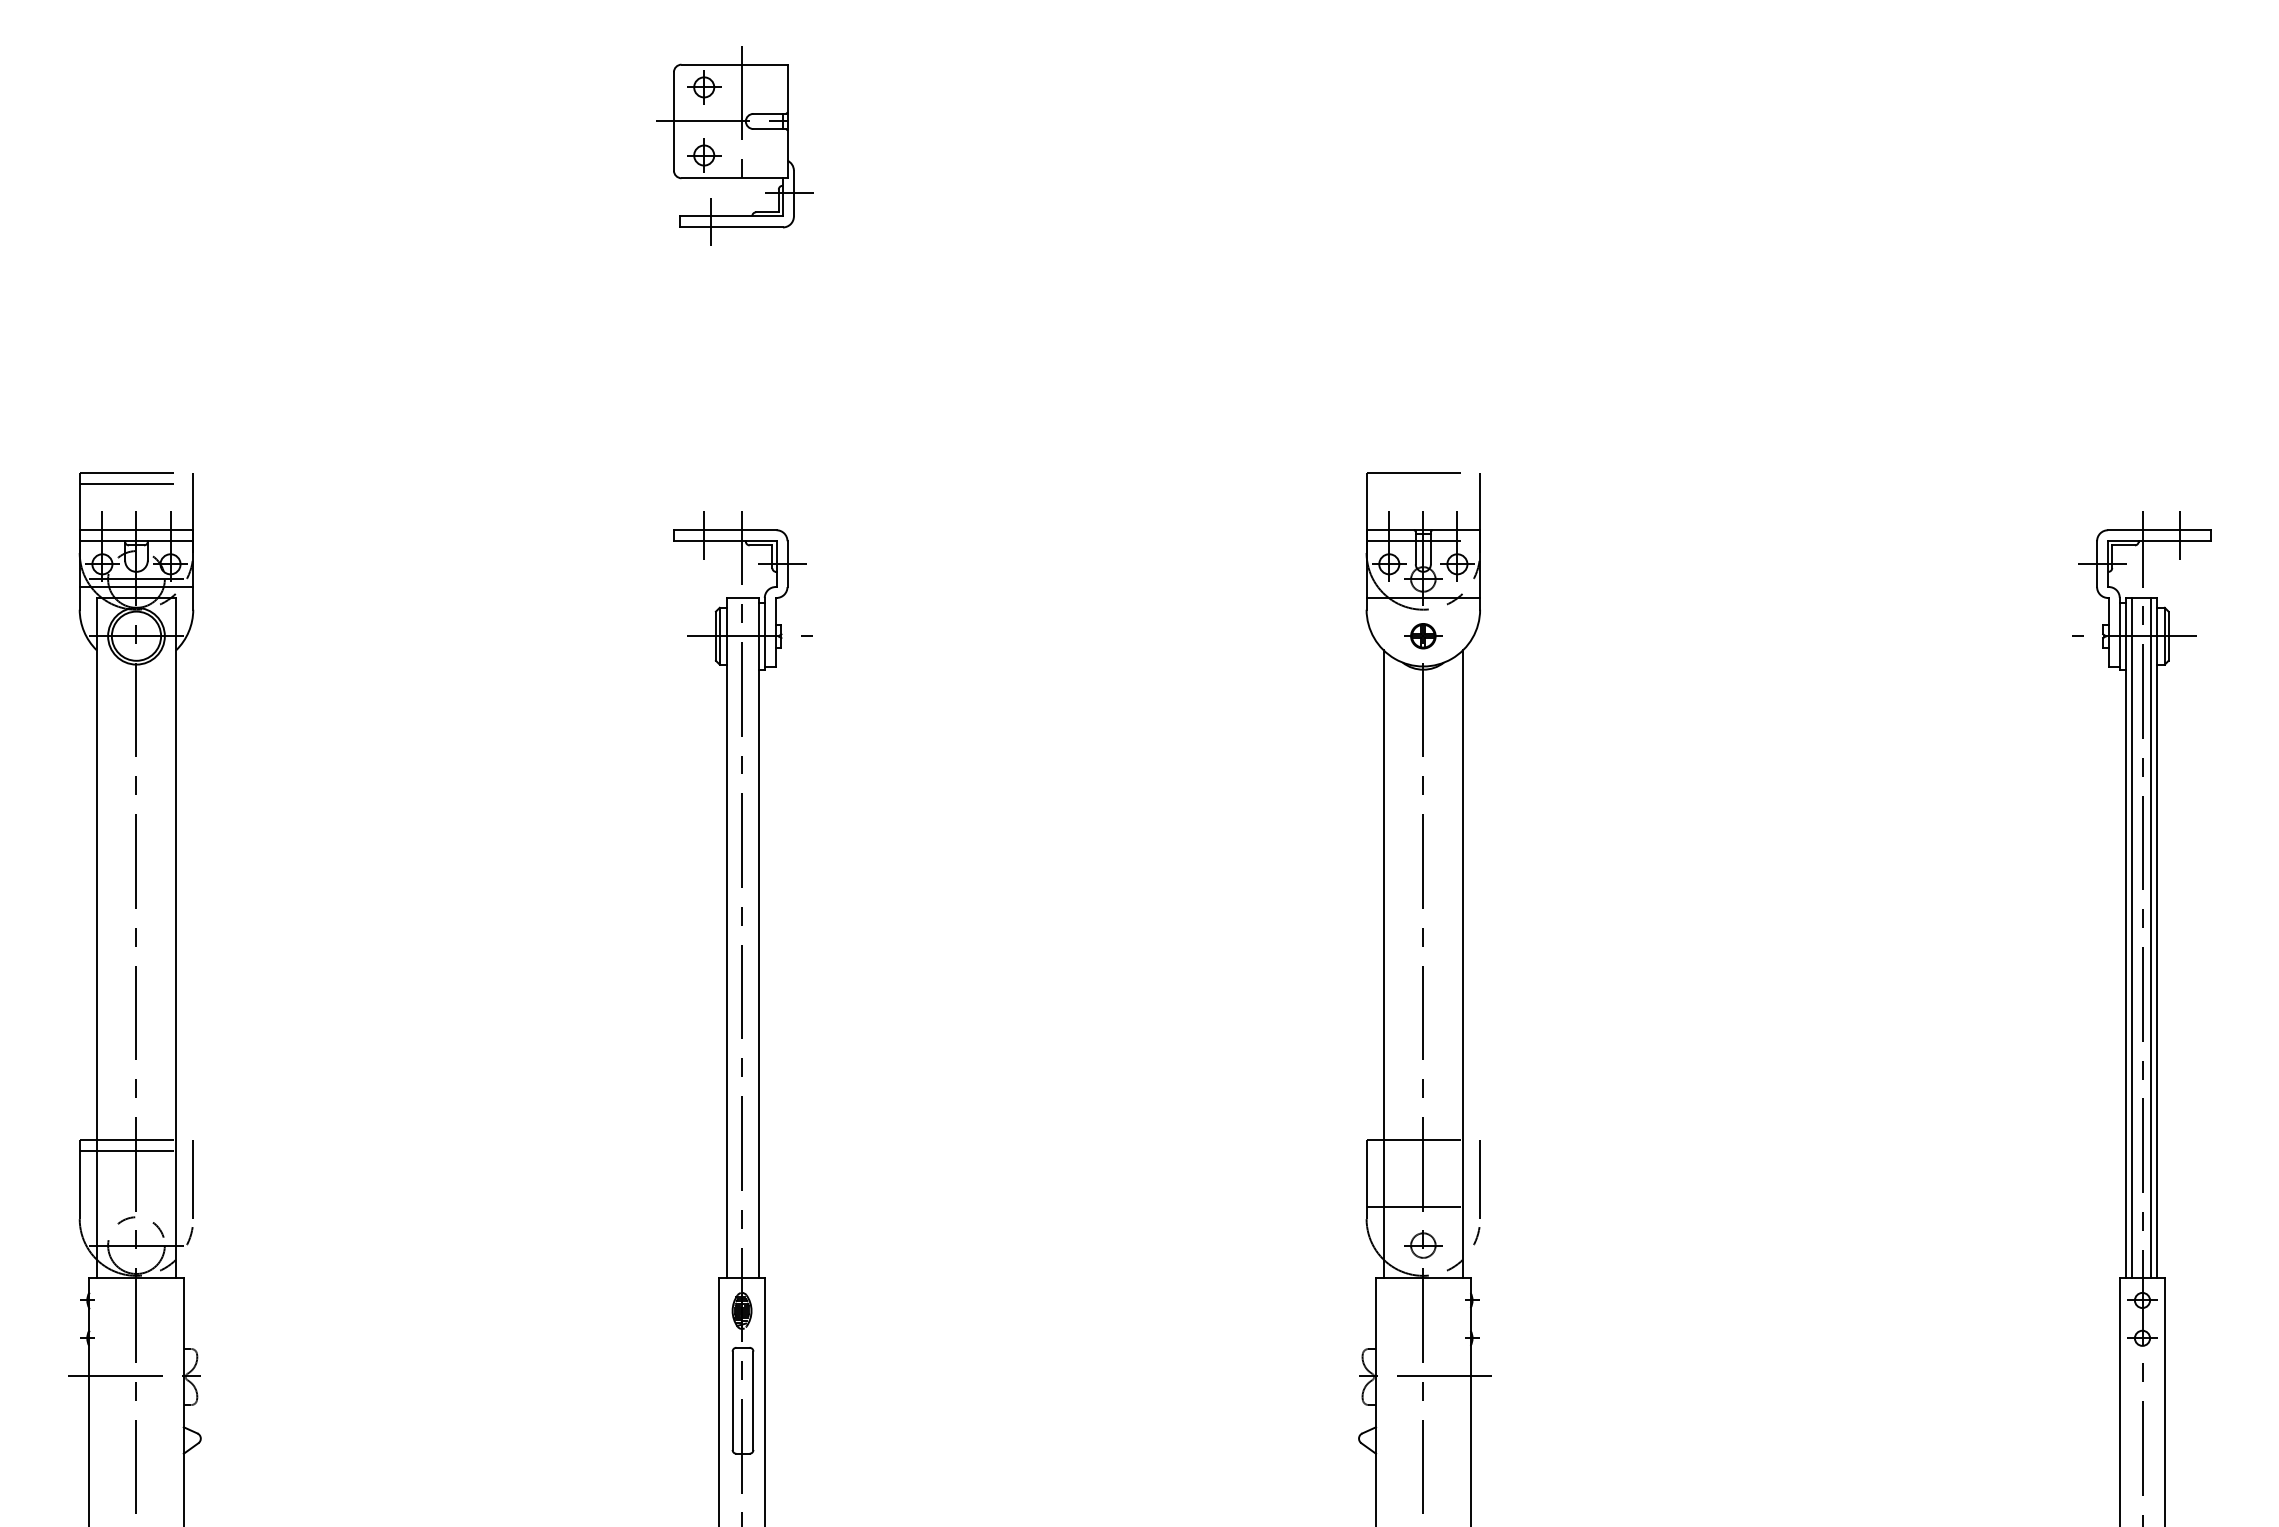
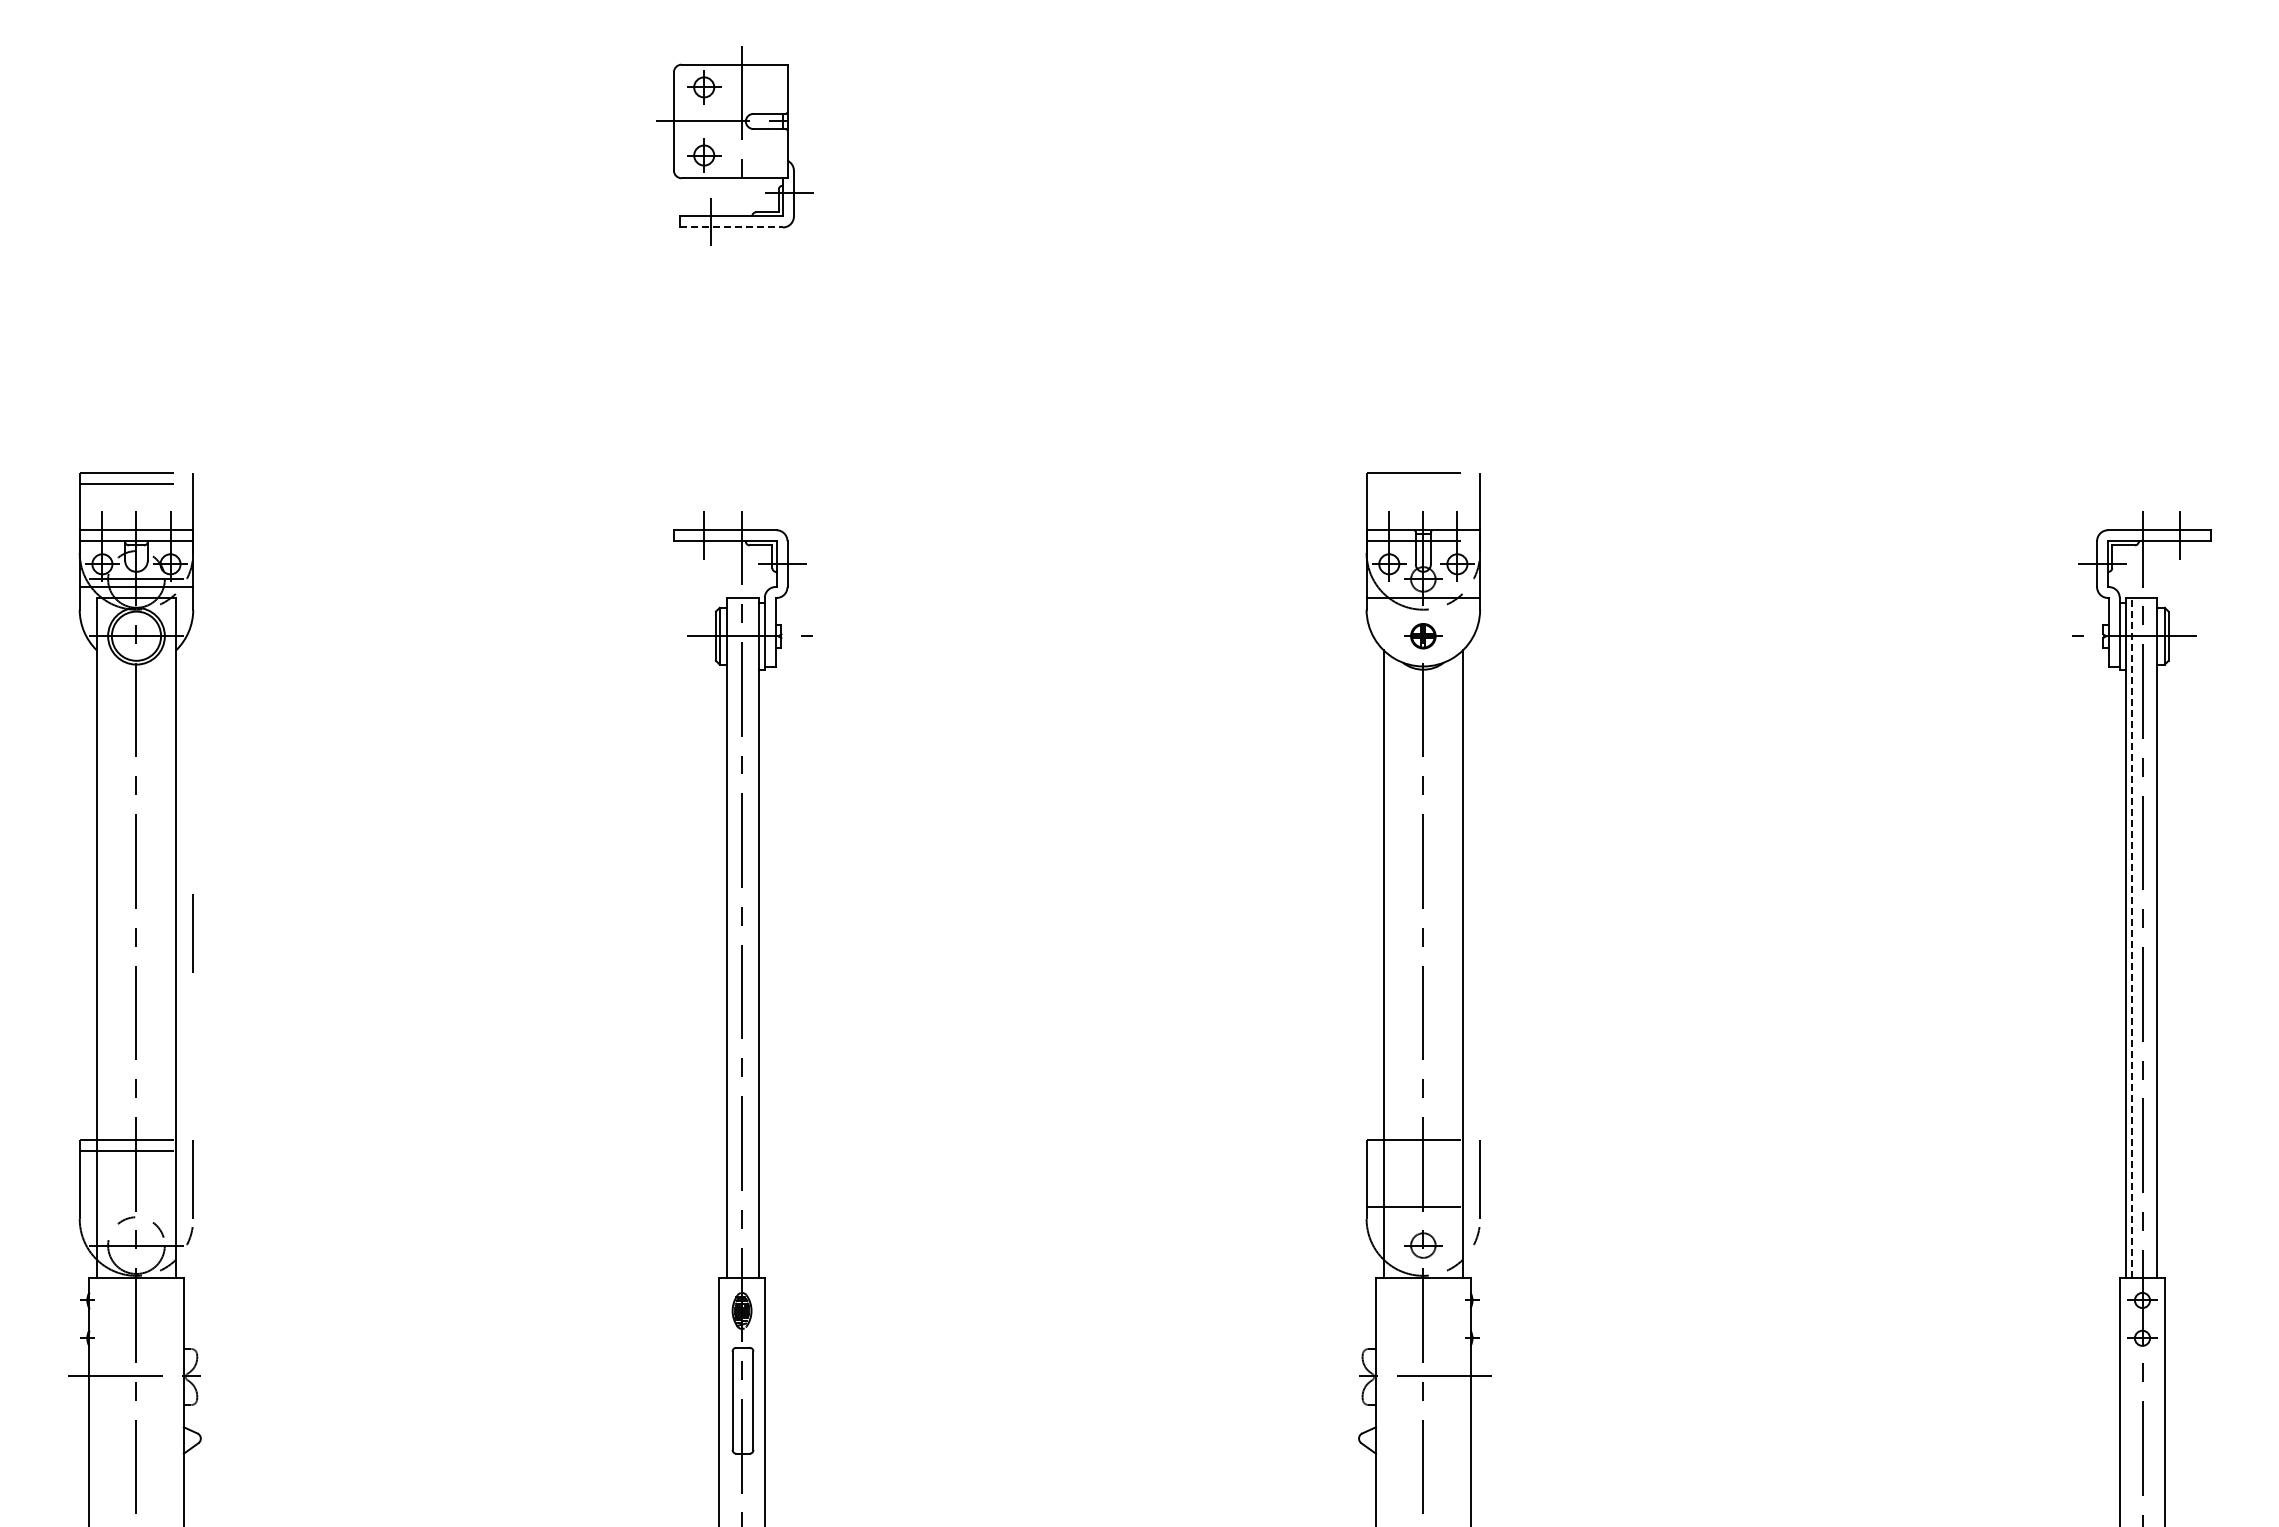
line: solid -> dashed (732, 227)
line: none -> present (192, 933)
line: present -> none (2151, 937)
line: solid -> dashed (2131, 938)
